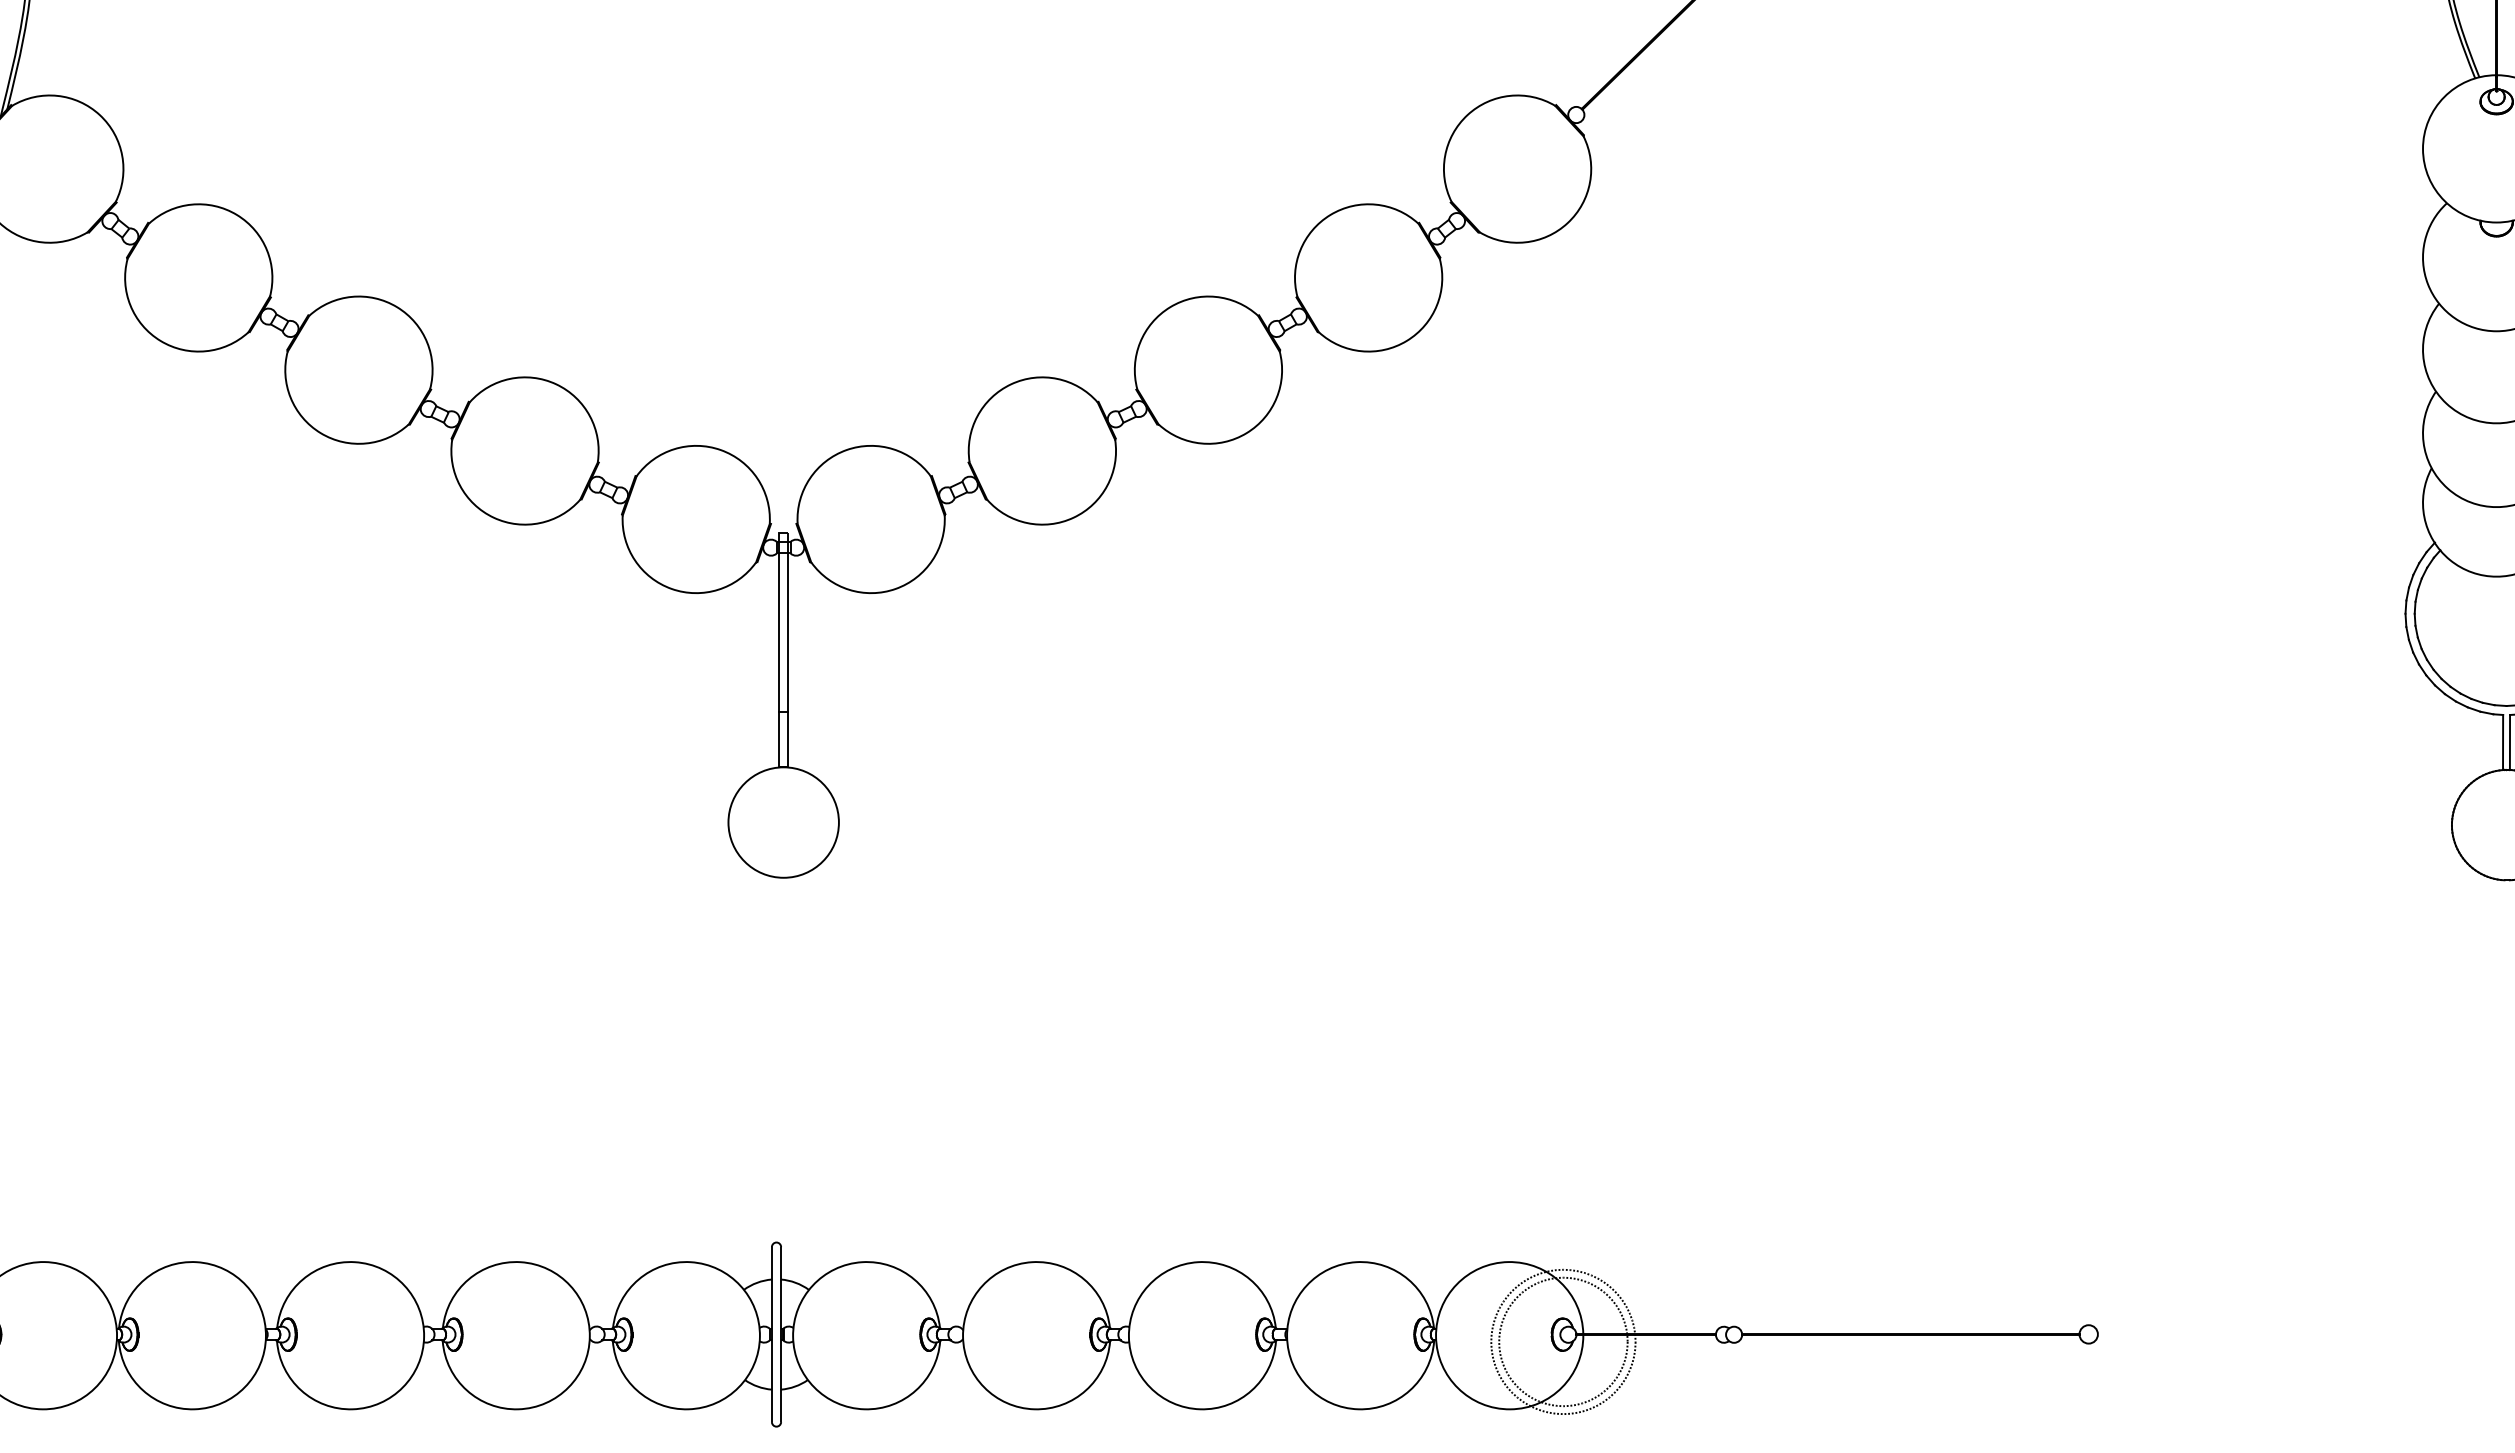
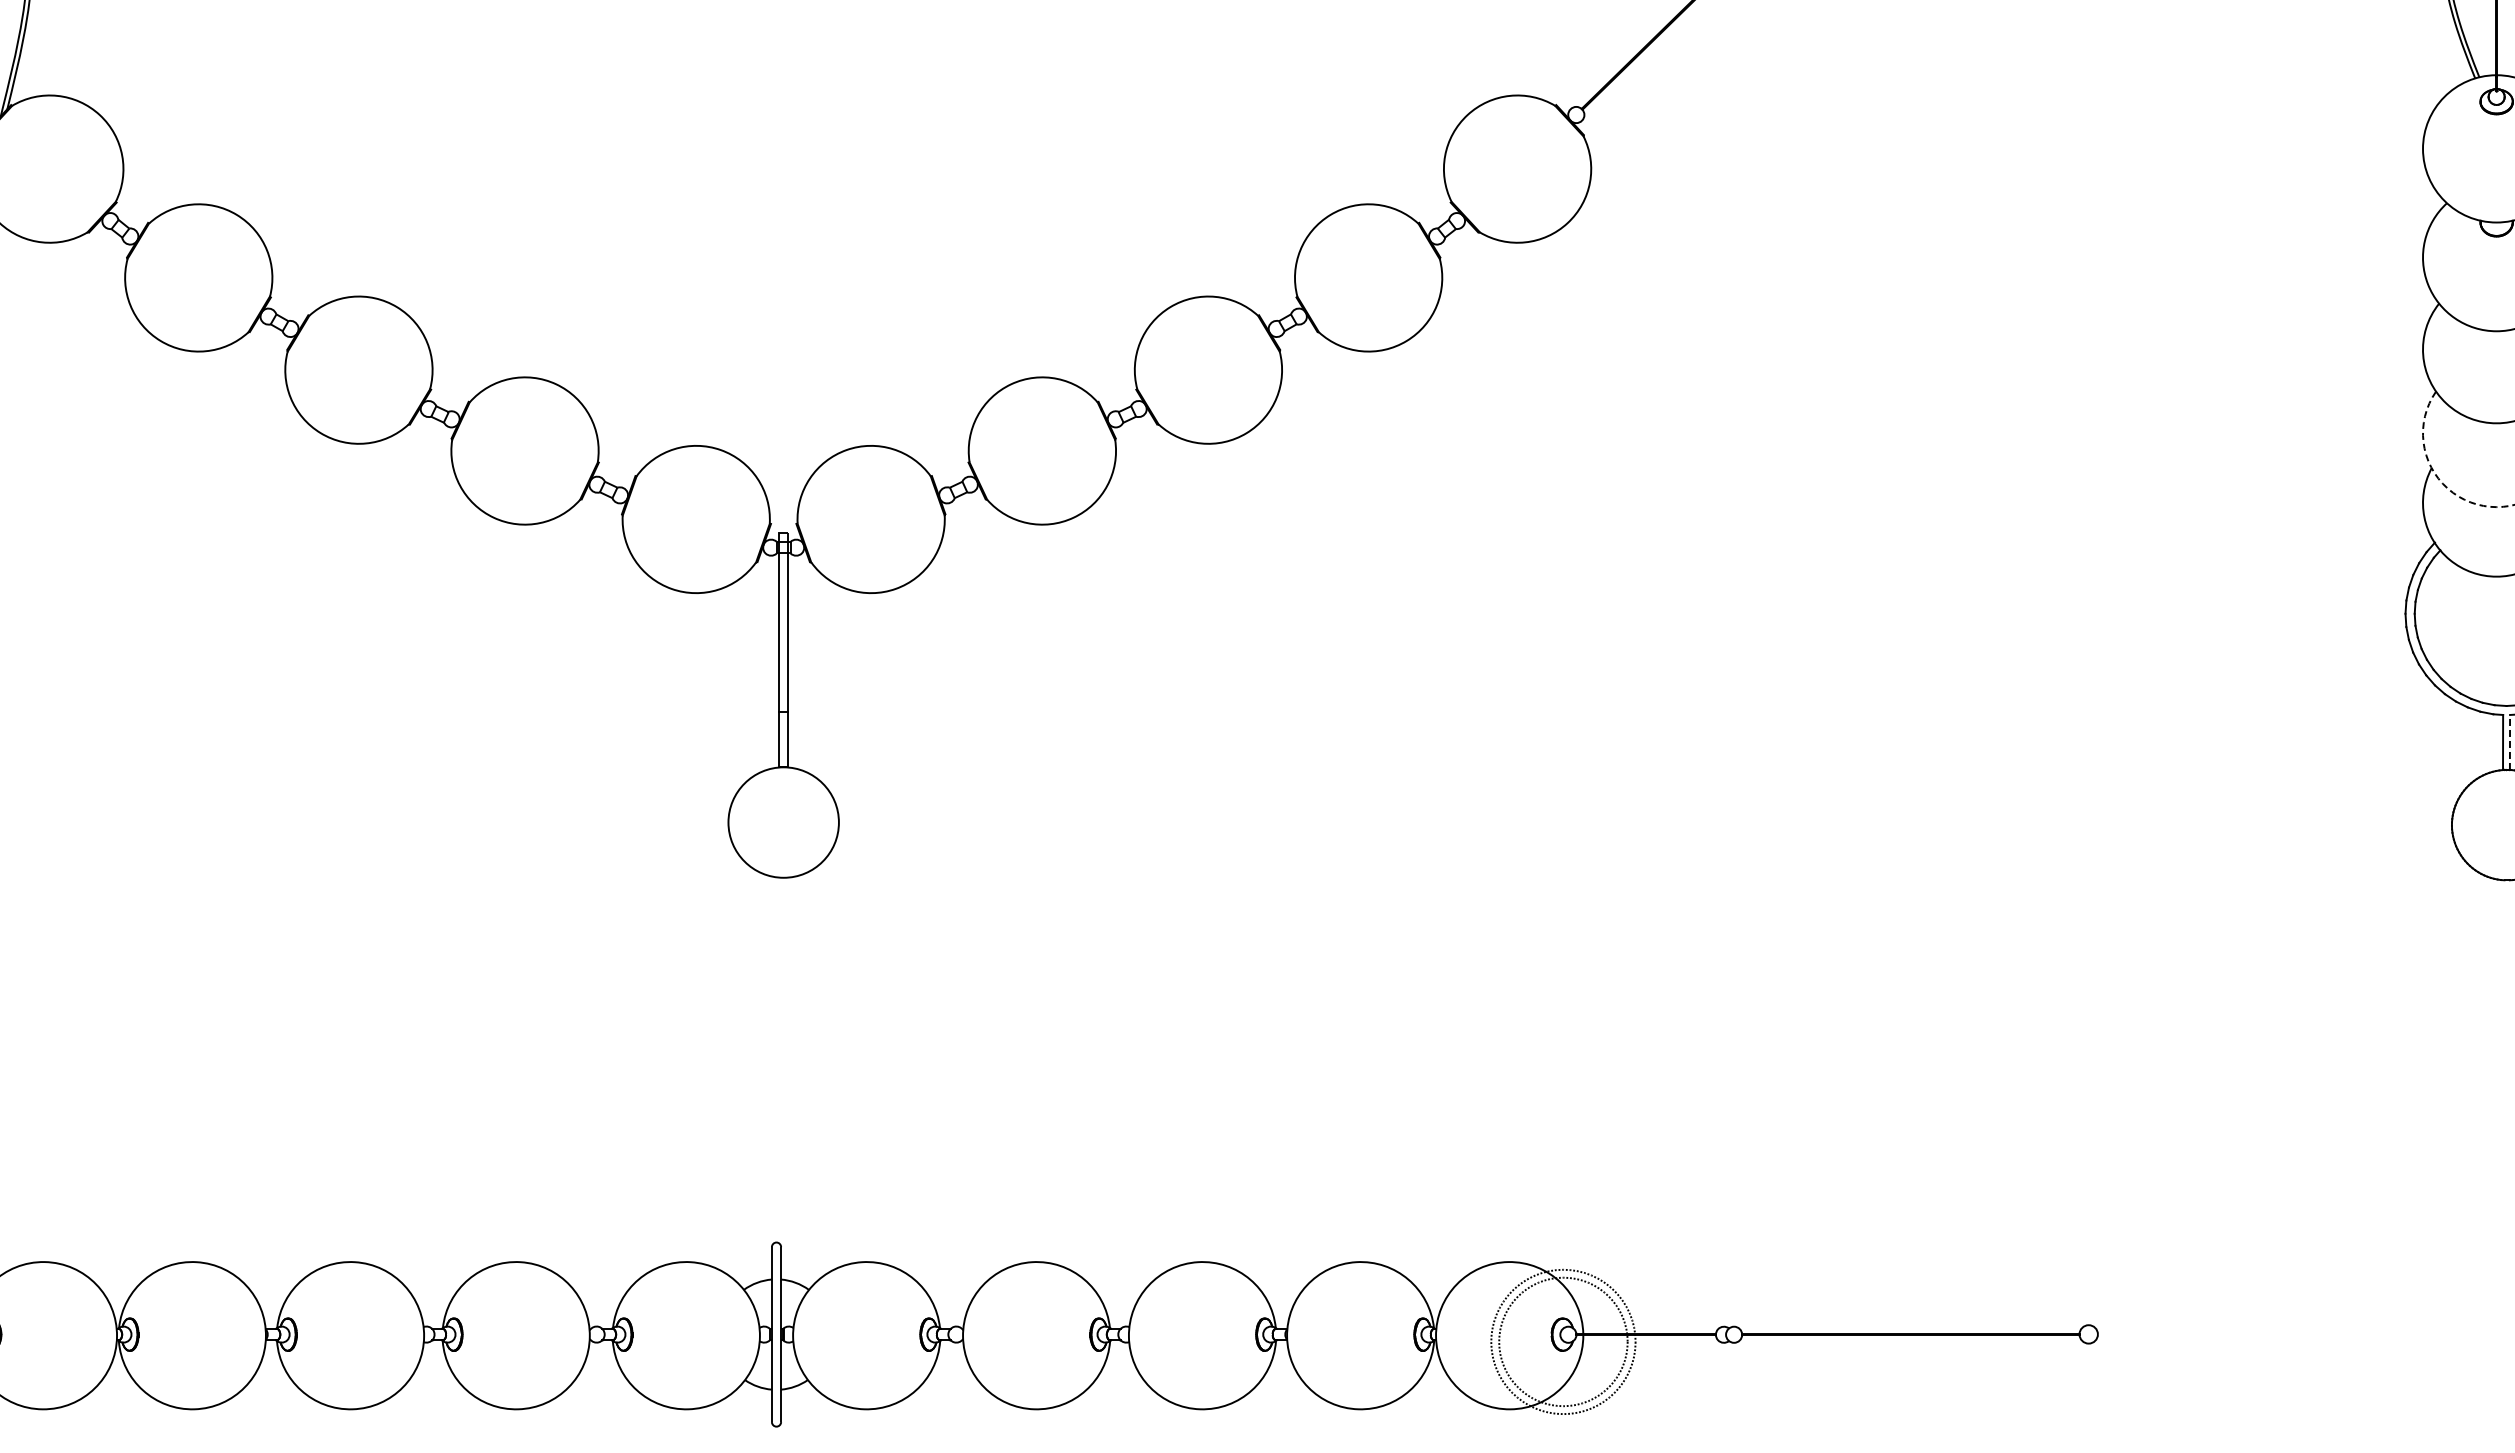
arc: solid -> dashed (2436, 475)
line: solid -> dashed (2509, 741)
